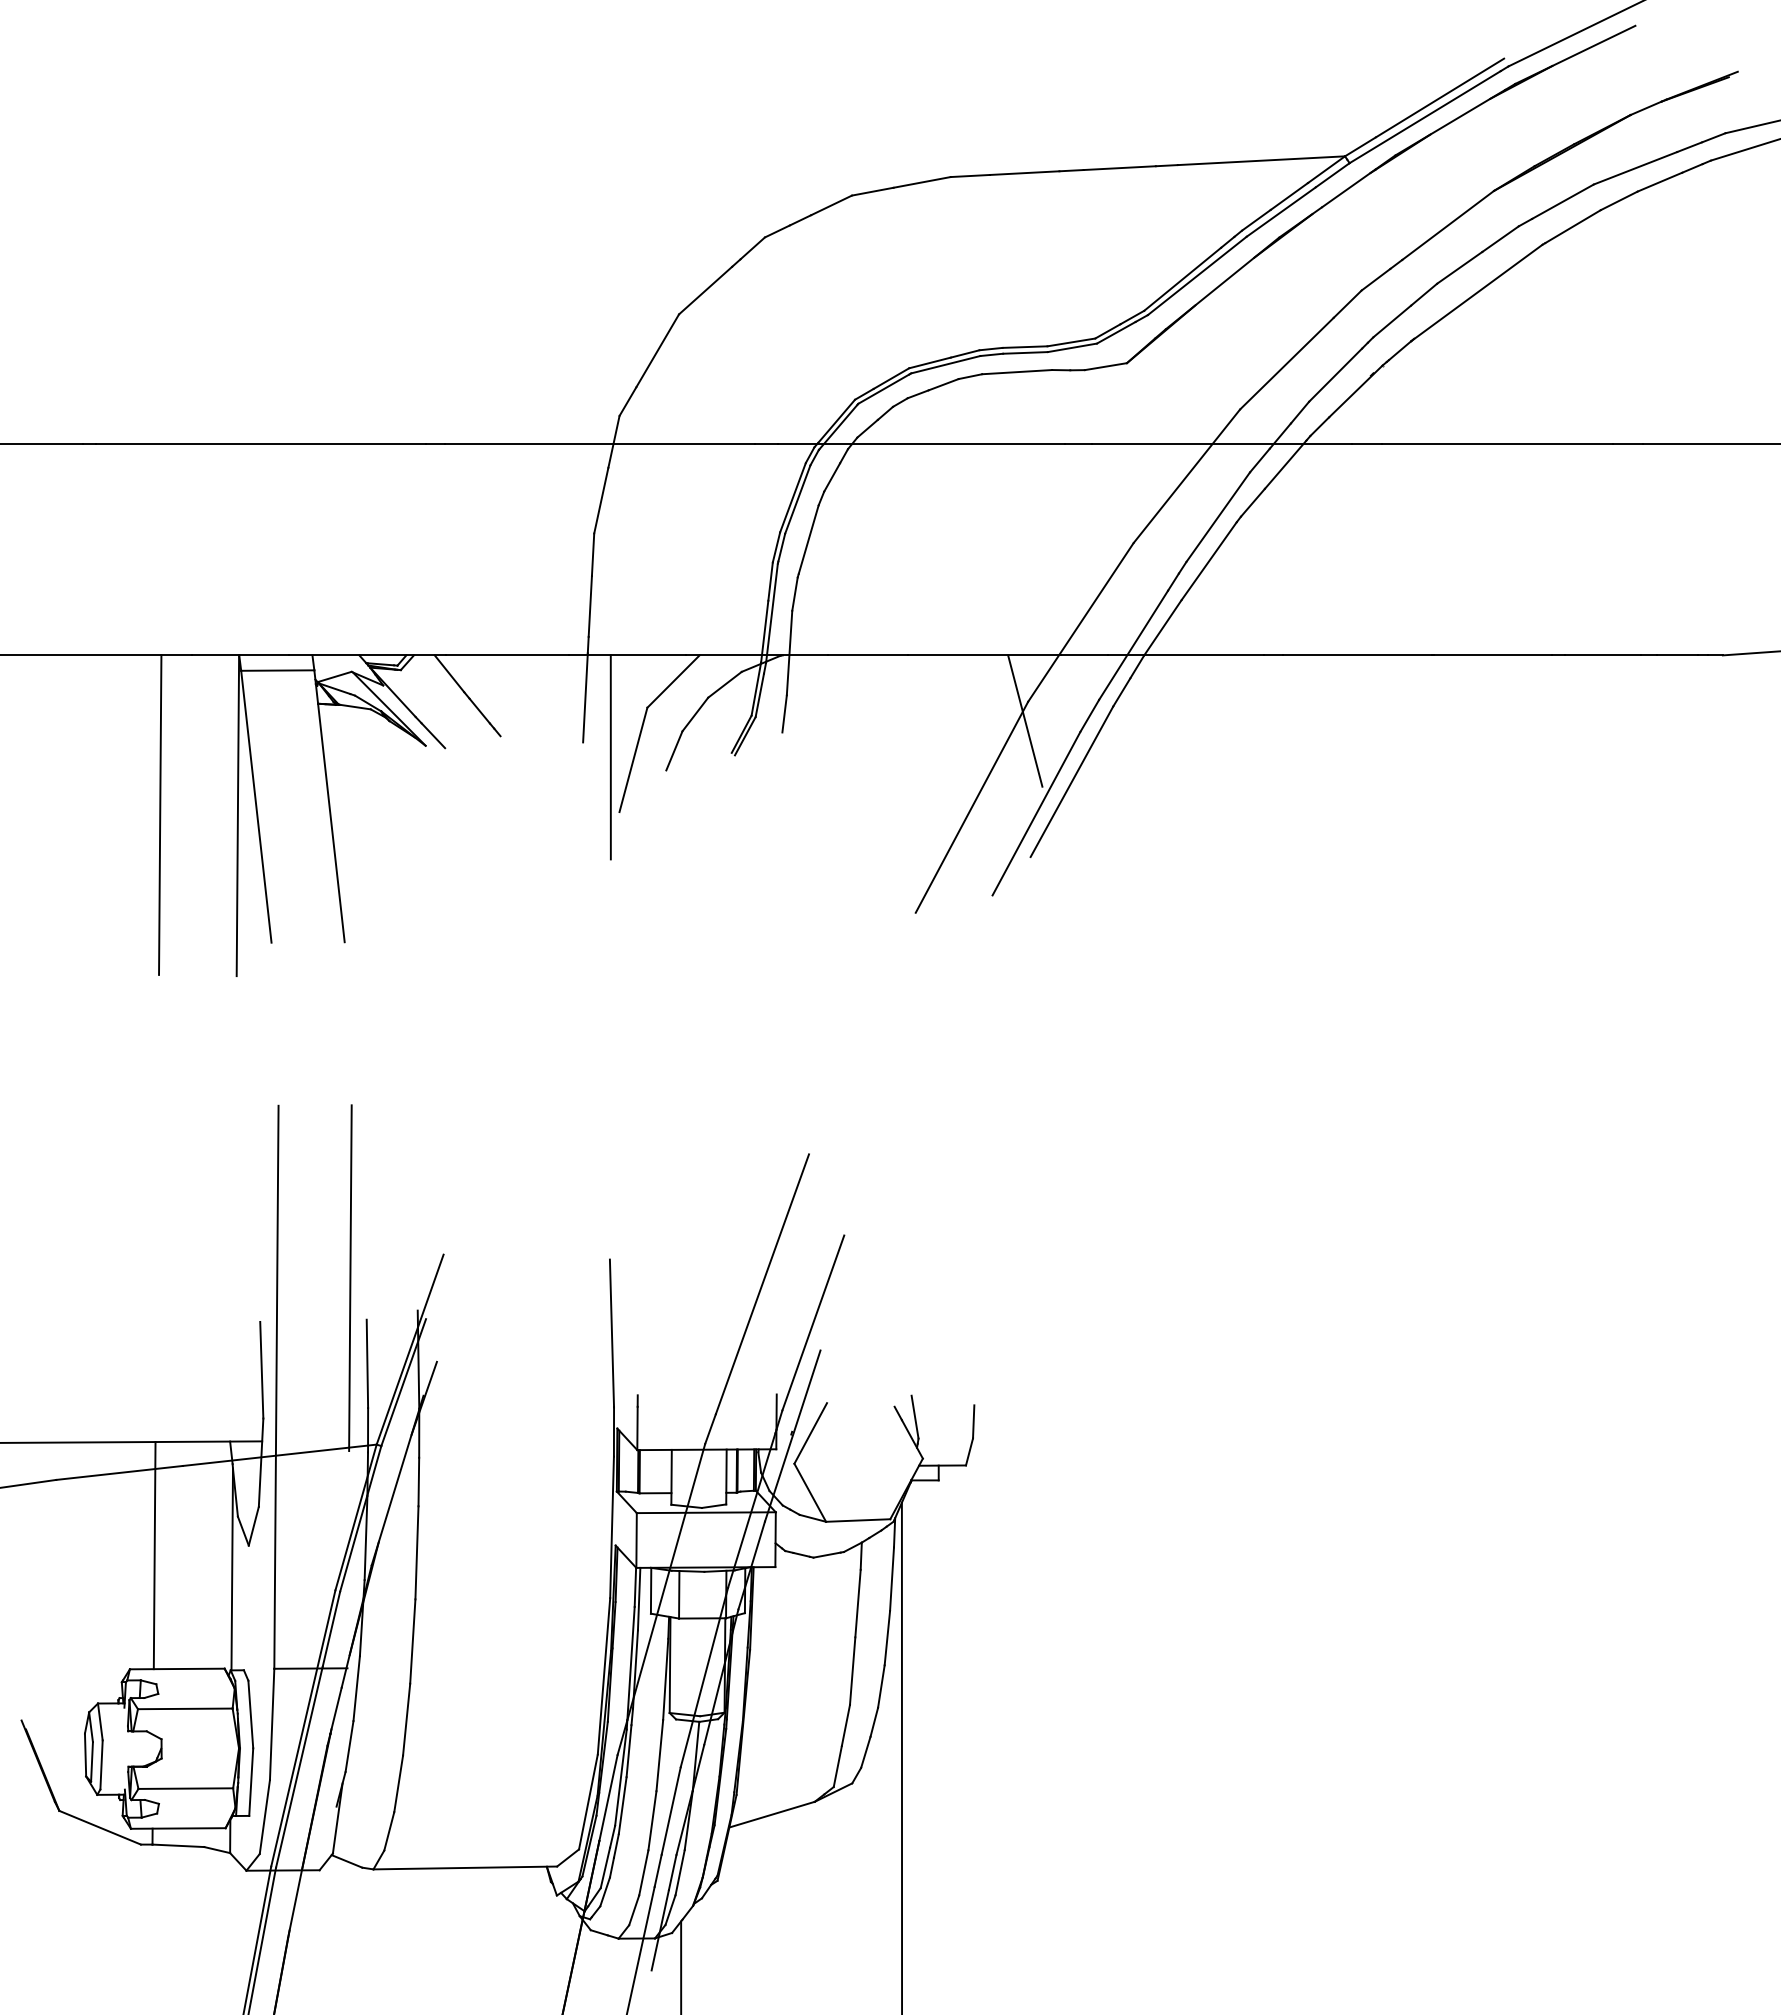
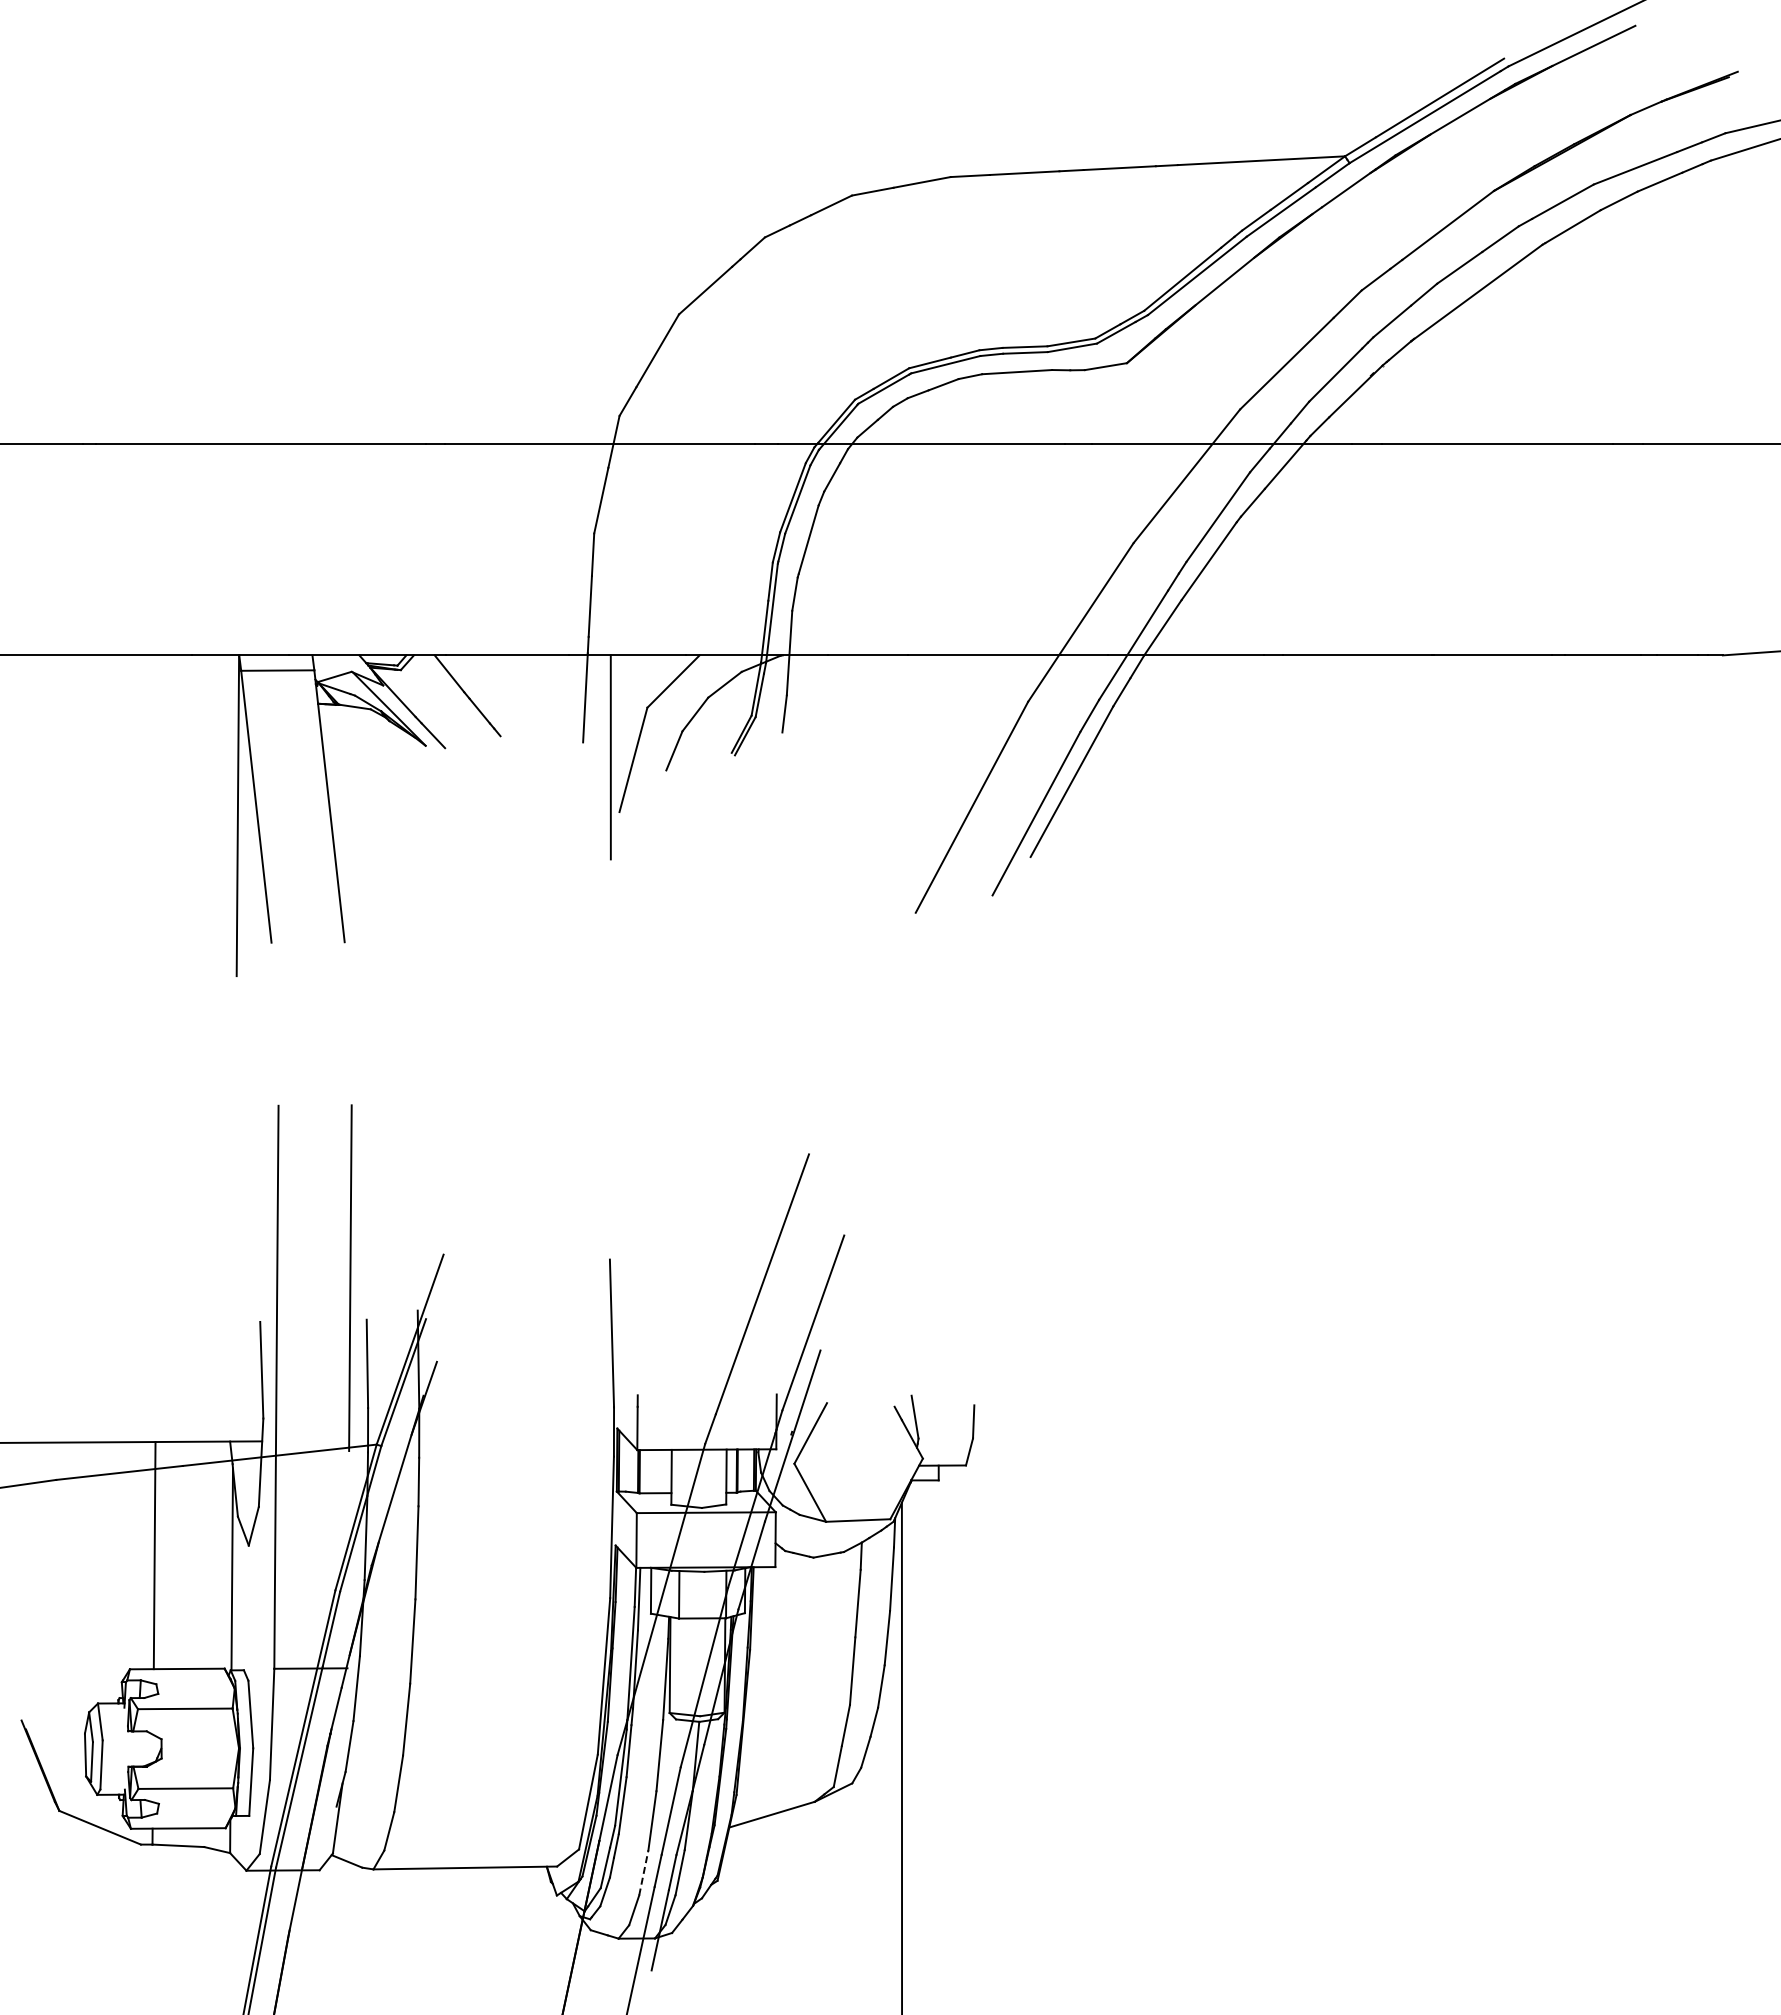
line: present -> none (1025, 720)
line: present -> none (160, 814)
line: solid -> dashed (643, 1872)
line: present -> none (681, 1966)
